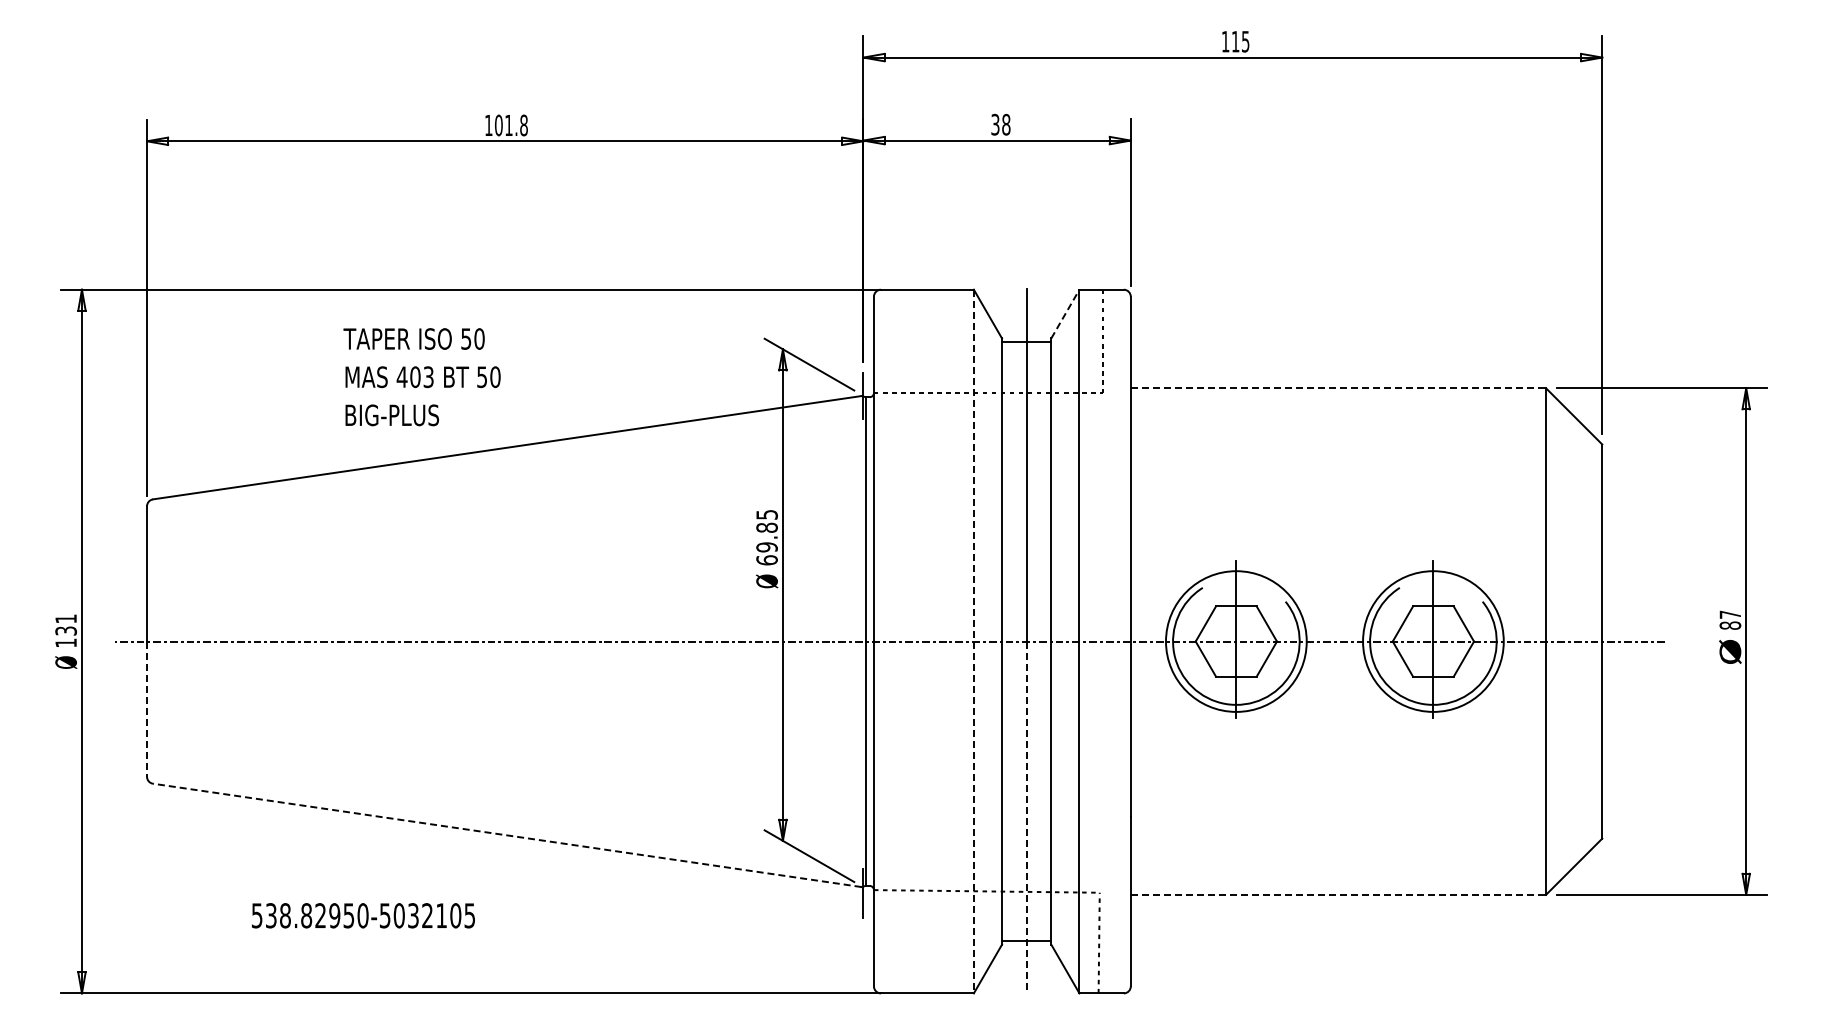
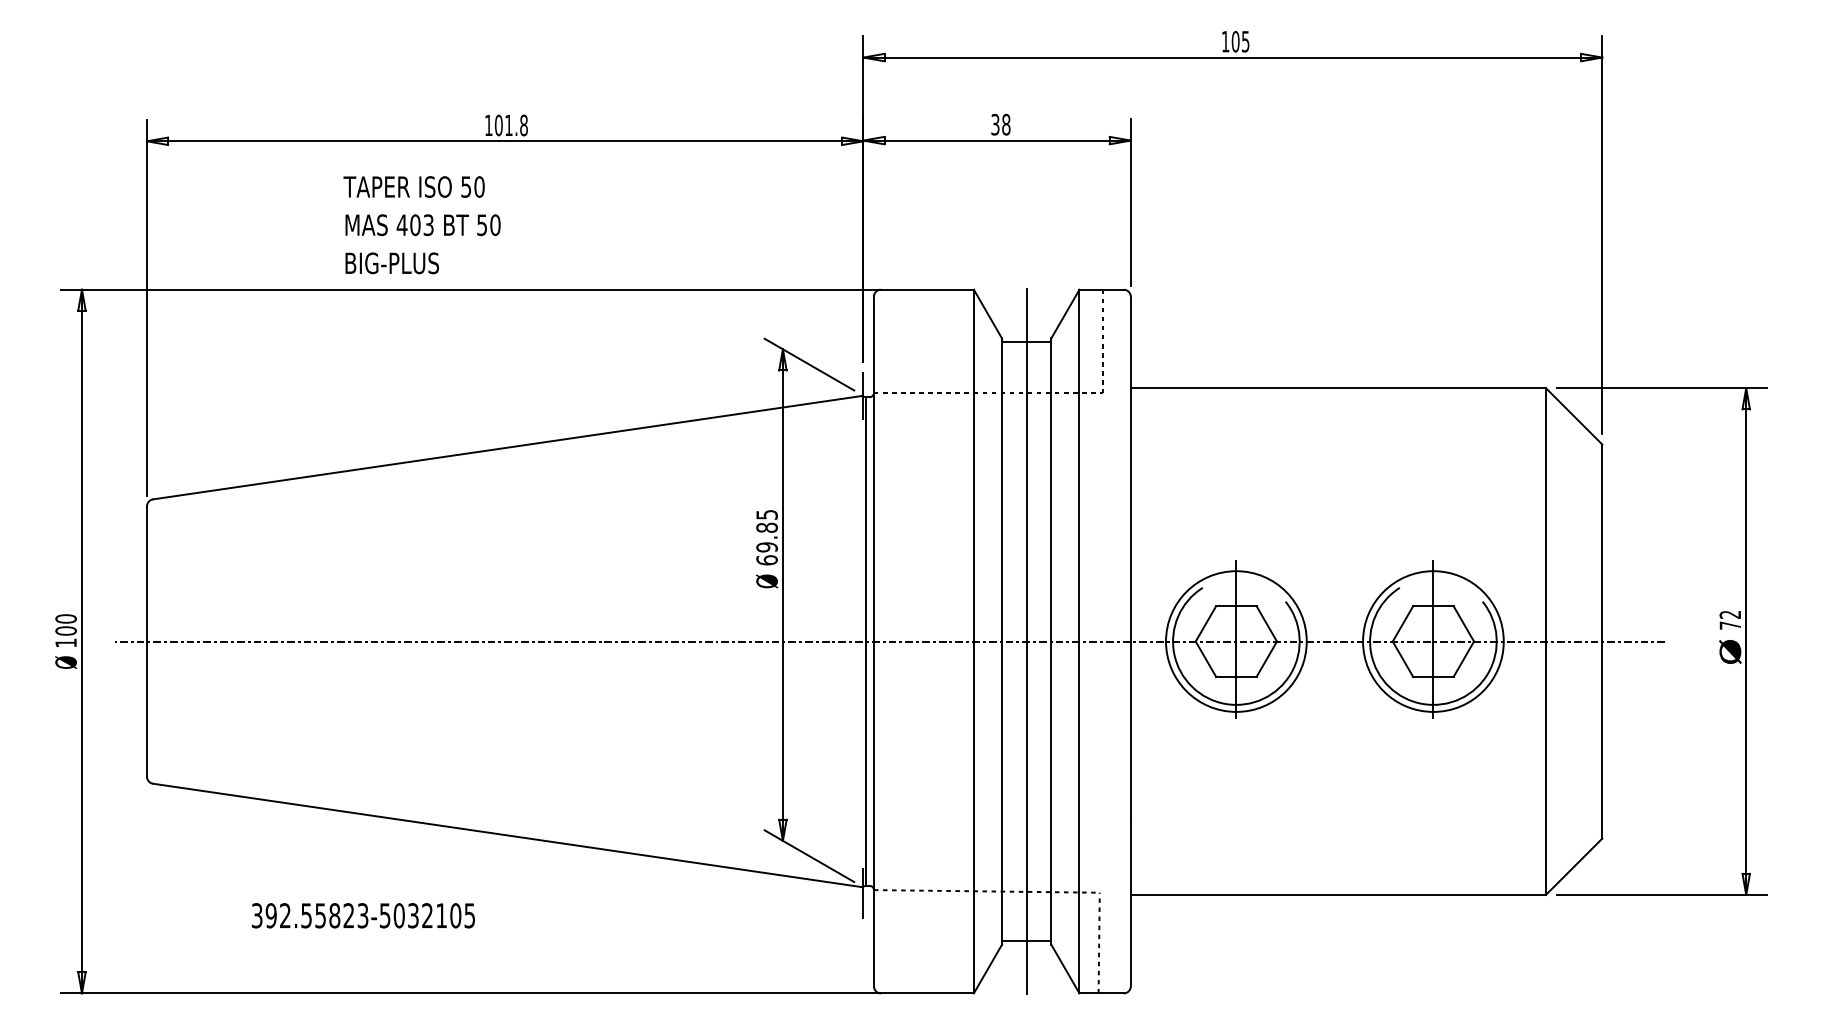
text: 115 -> 105 (1235, 41)
line: dashed -> solid (1065, 313)
text position: (421, 377) -> (421, 225) (421, 225)
line: dashed -> solid (1338, 388)
text: 87 -> 72 (1730, 619)
text: 131 -> 100 (65, 624)
line: dashed -> solid (973, 641)
line: dashed -> solid (147, 709)
line: dashed -> solid (1026, 818)
line: dashed -> solid (507, 835)
line: dashed -> solid (1338, 894)
text: 538.82950-5032105 -> 392.55823-5032105 (310, 915)
